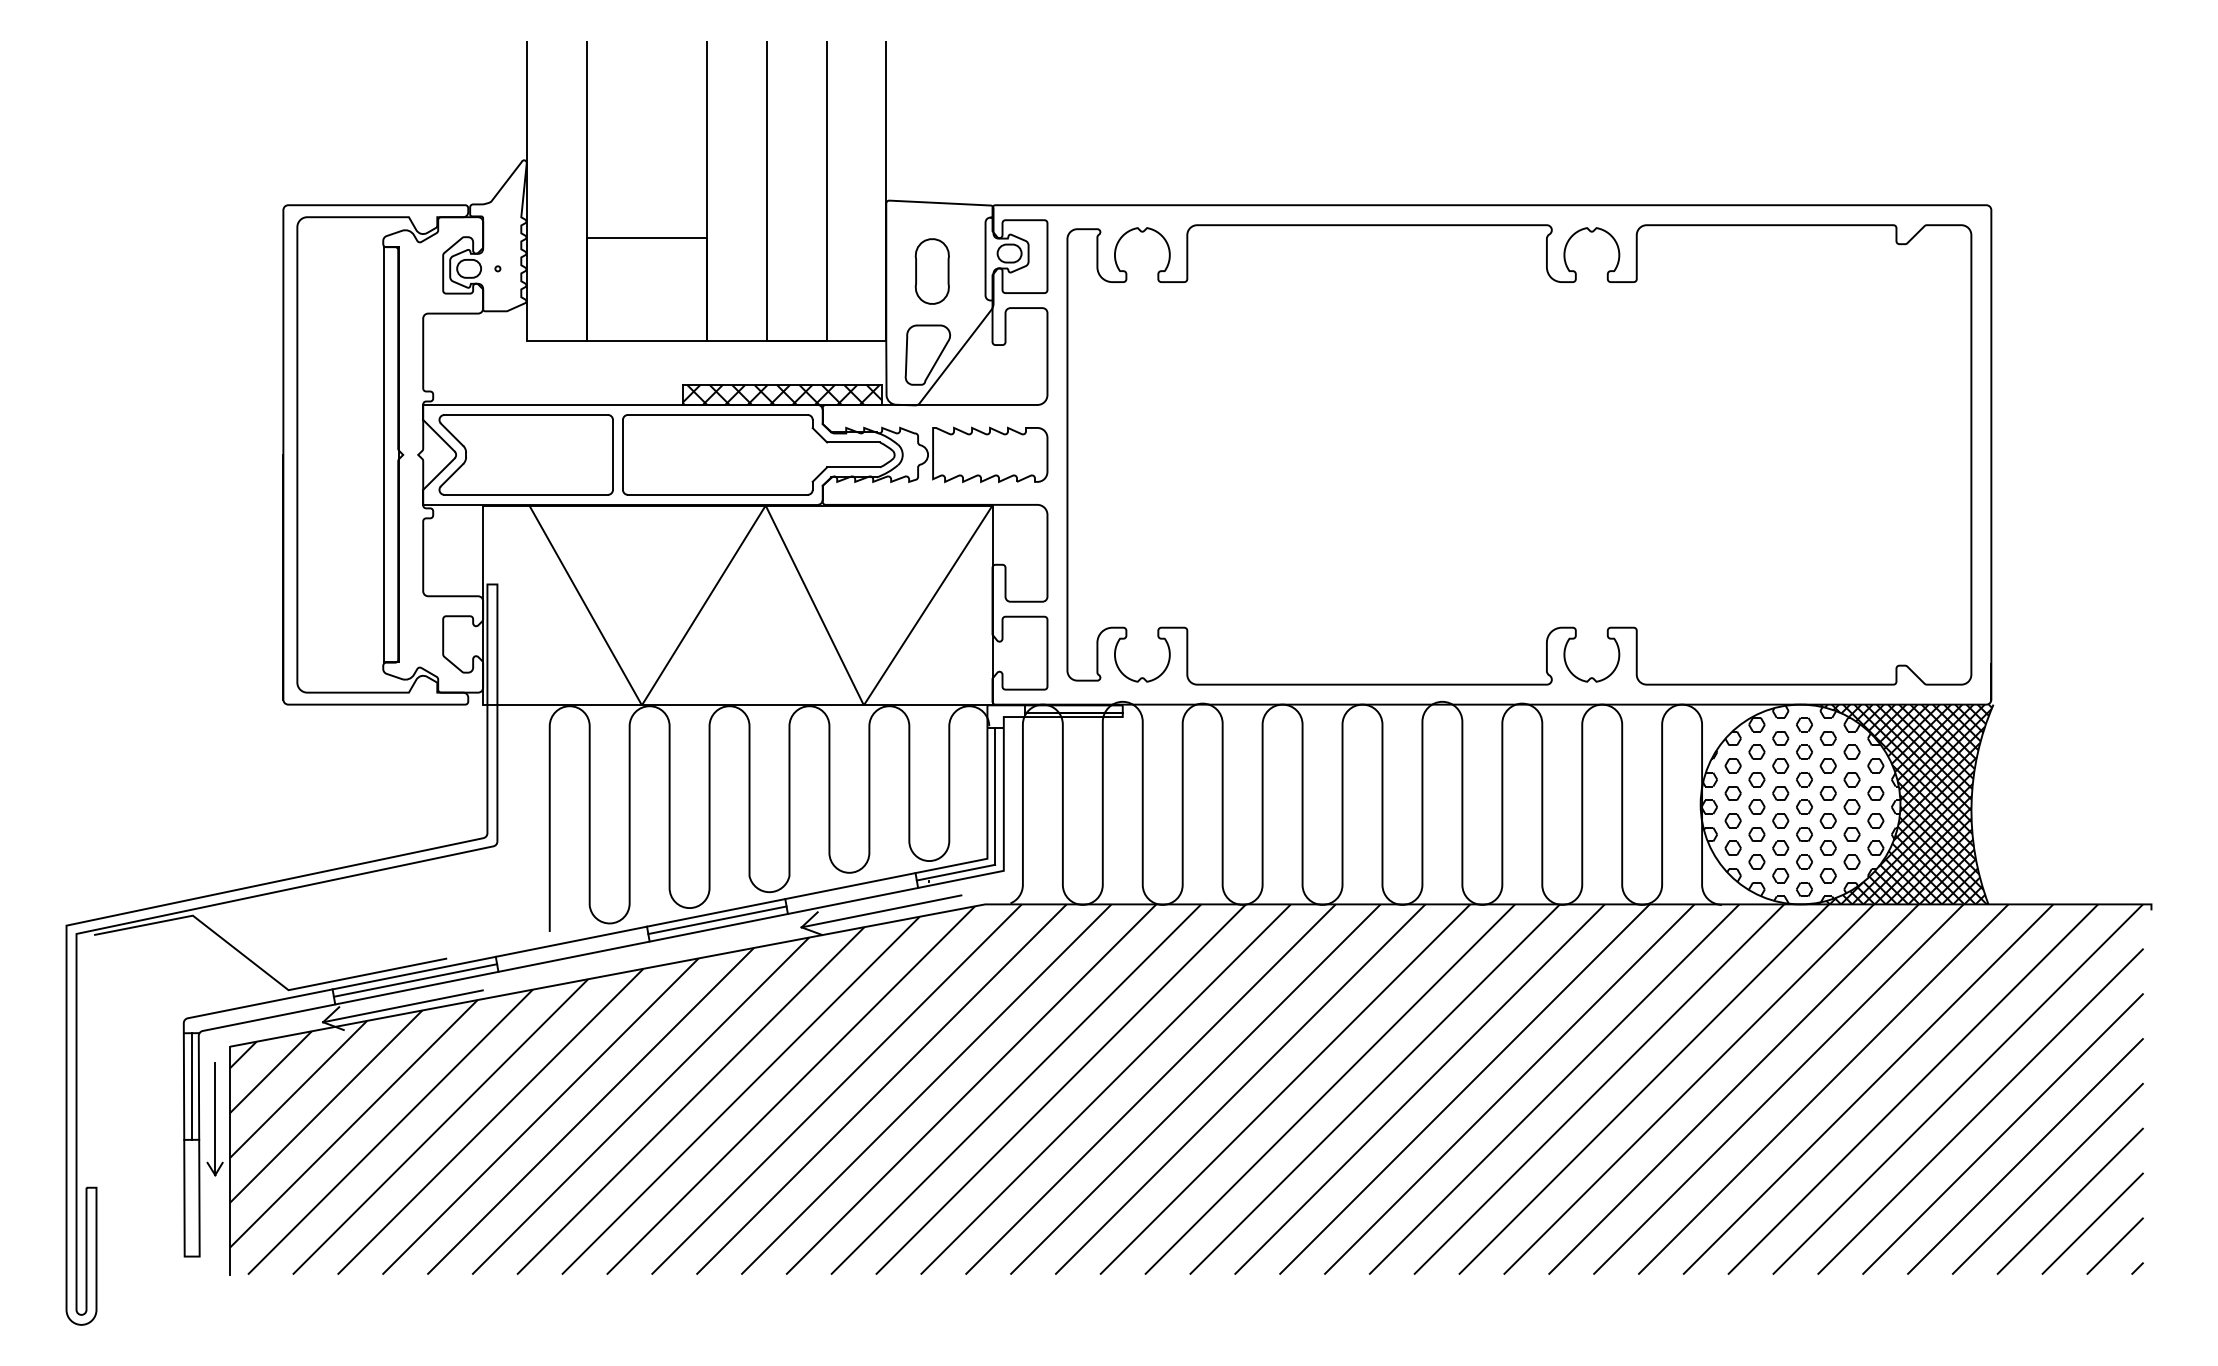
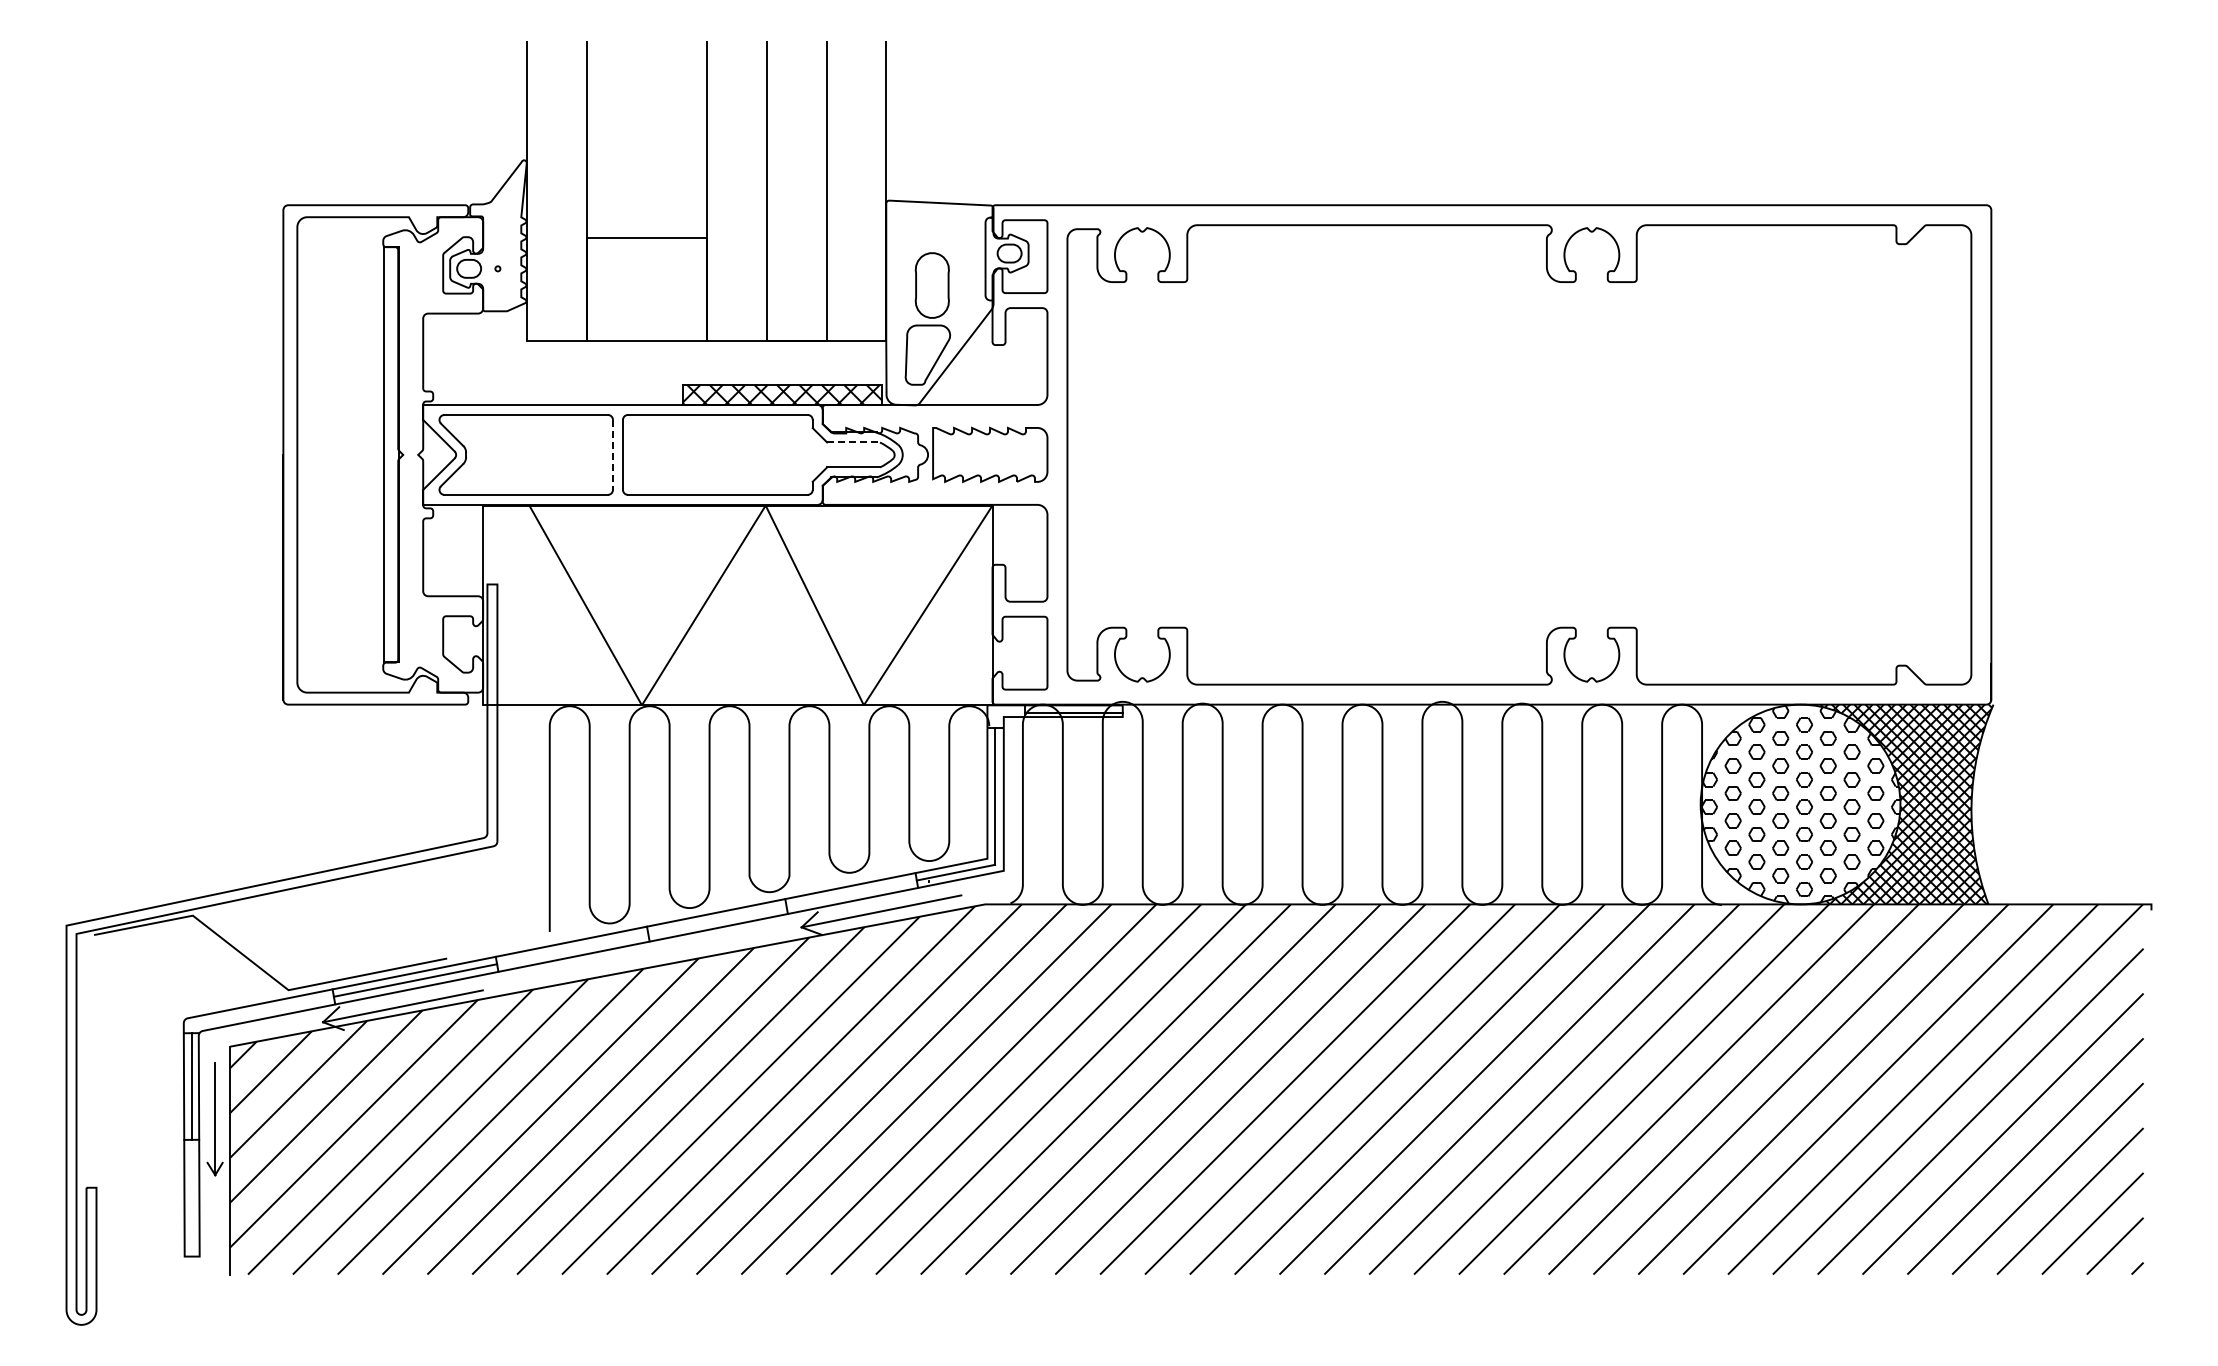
part position: (931, 271) -> (931, 285) (931, 285)
line: solid -> dashed (854, 442)
line: solid -> dashed (612, 454)
line: present -> none (717, 920)
